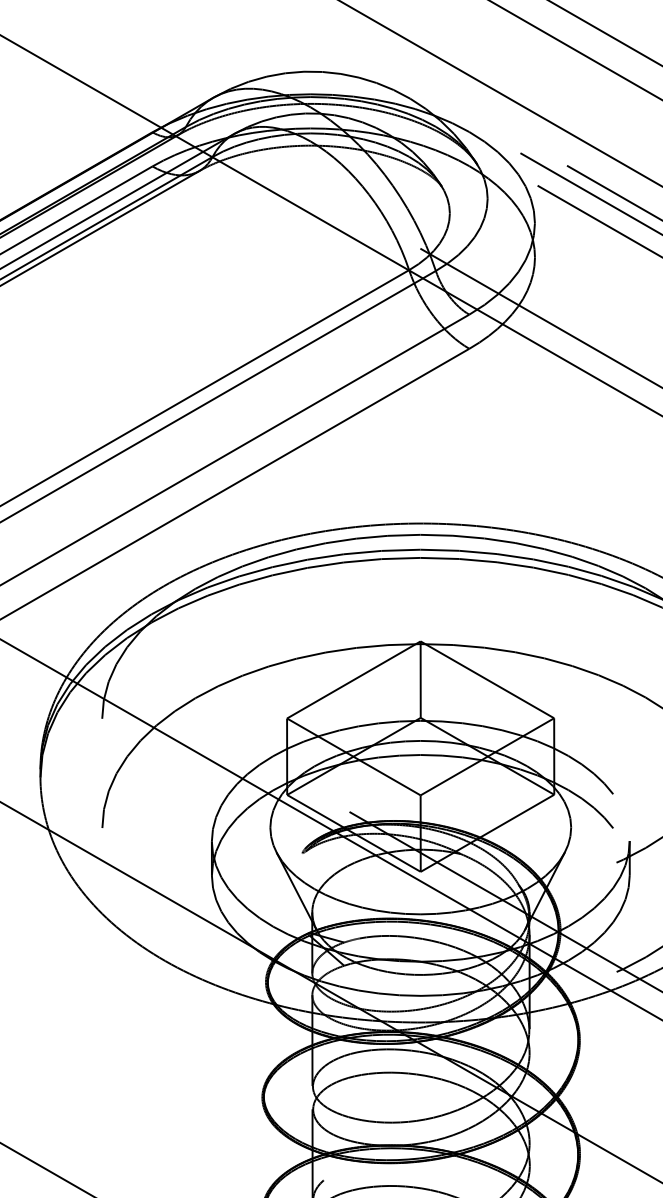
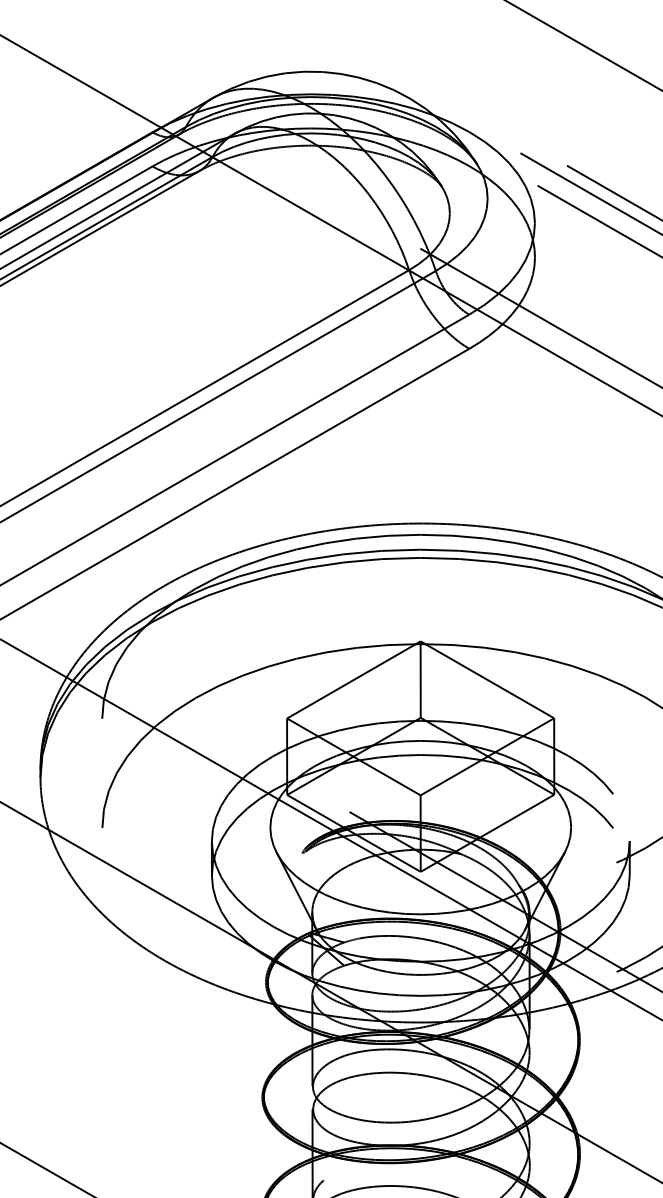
line: present -> none (605, 33)
line position: (575, 50) -> (583, 45) (583, 45)
line: present -> none (500, 93)
